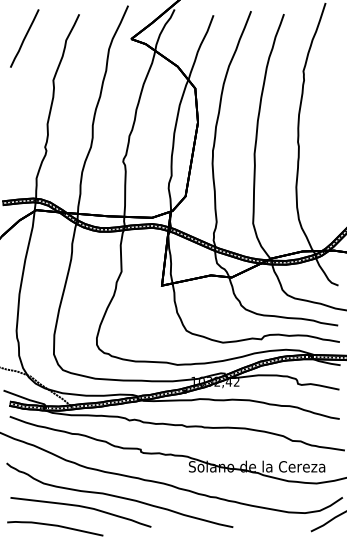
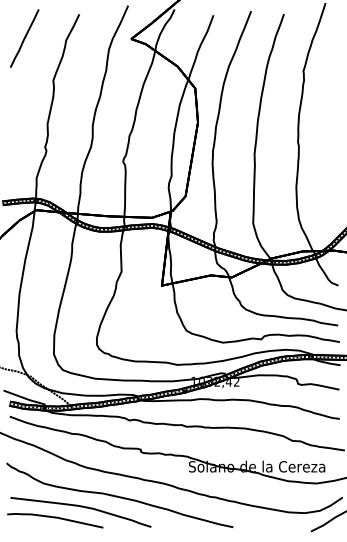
curve position: (55, 526) -> (55, 518) (55, 518)
